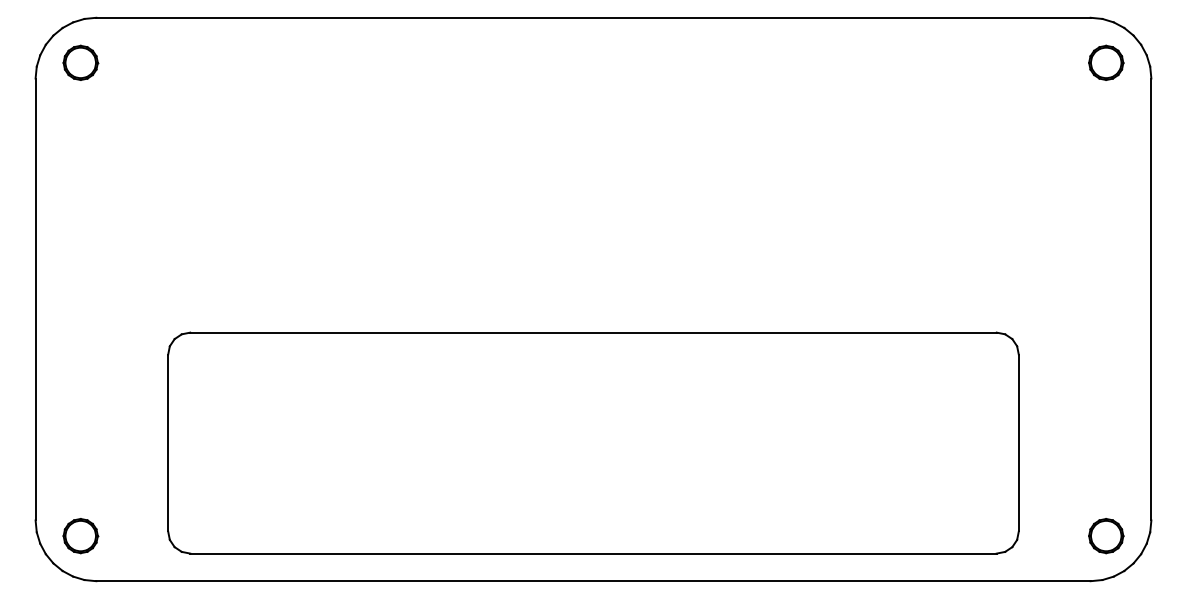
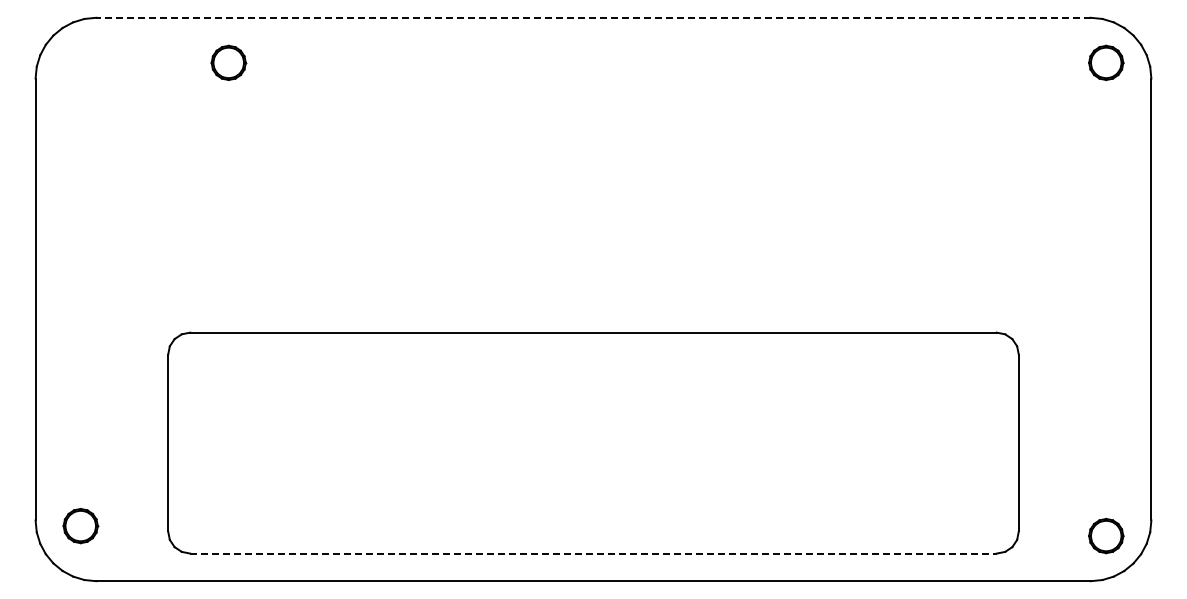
line: solid -> dashed (593, 17)
part position: (80, 62) -> (228, 62) (228, 62)
part position: (80, 536) -> (80, 526) (80, 526)
line: solid -> dashed (593, 553)
